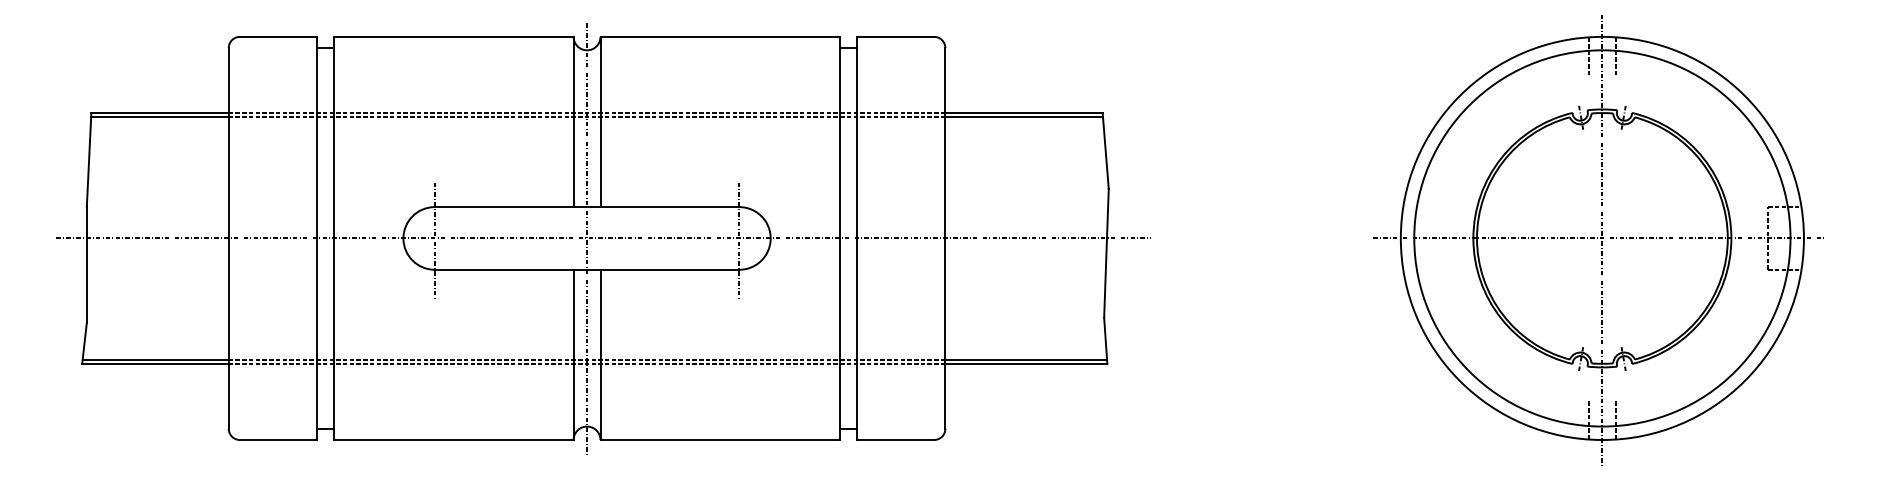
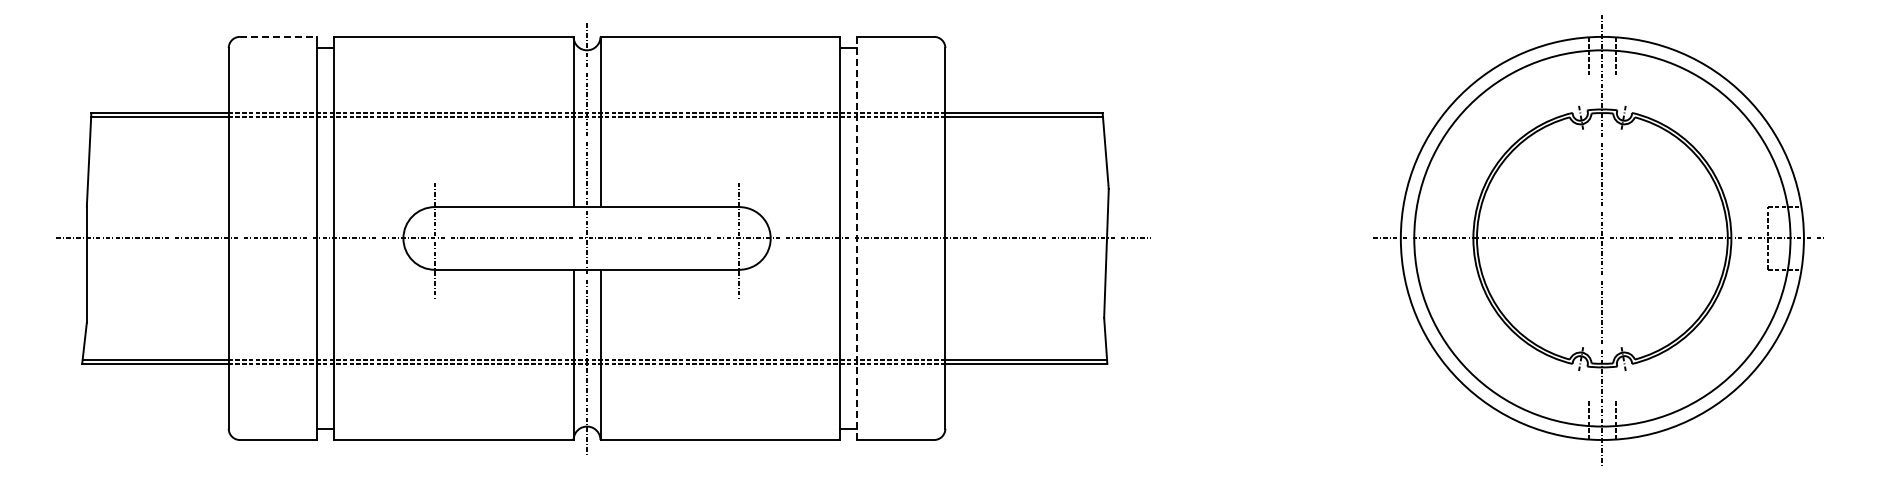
line: solid -> dashed (278, 36)
line: solid -> dashed (856, 238)
